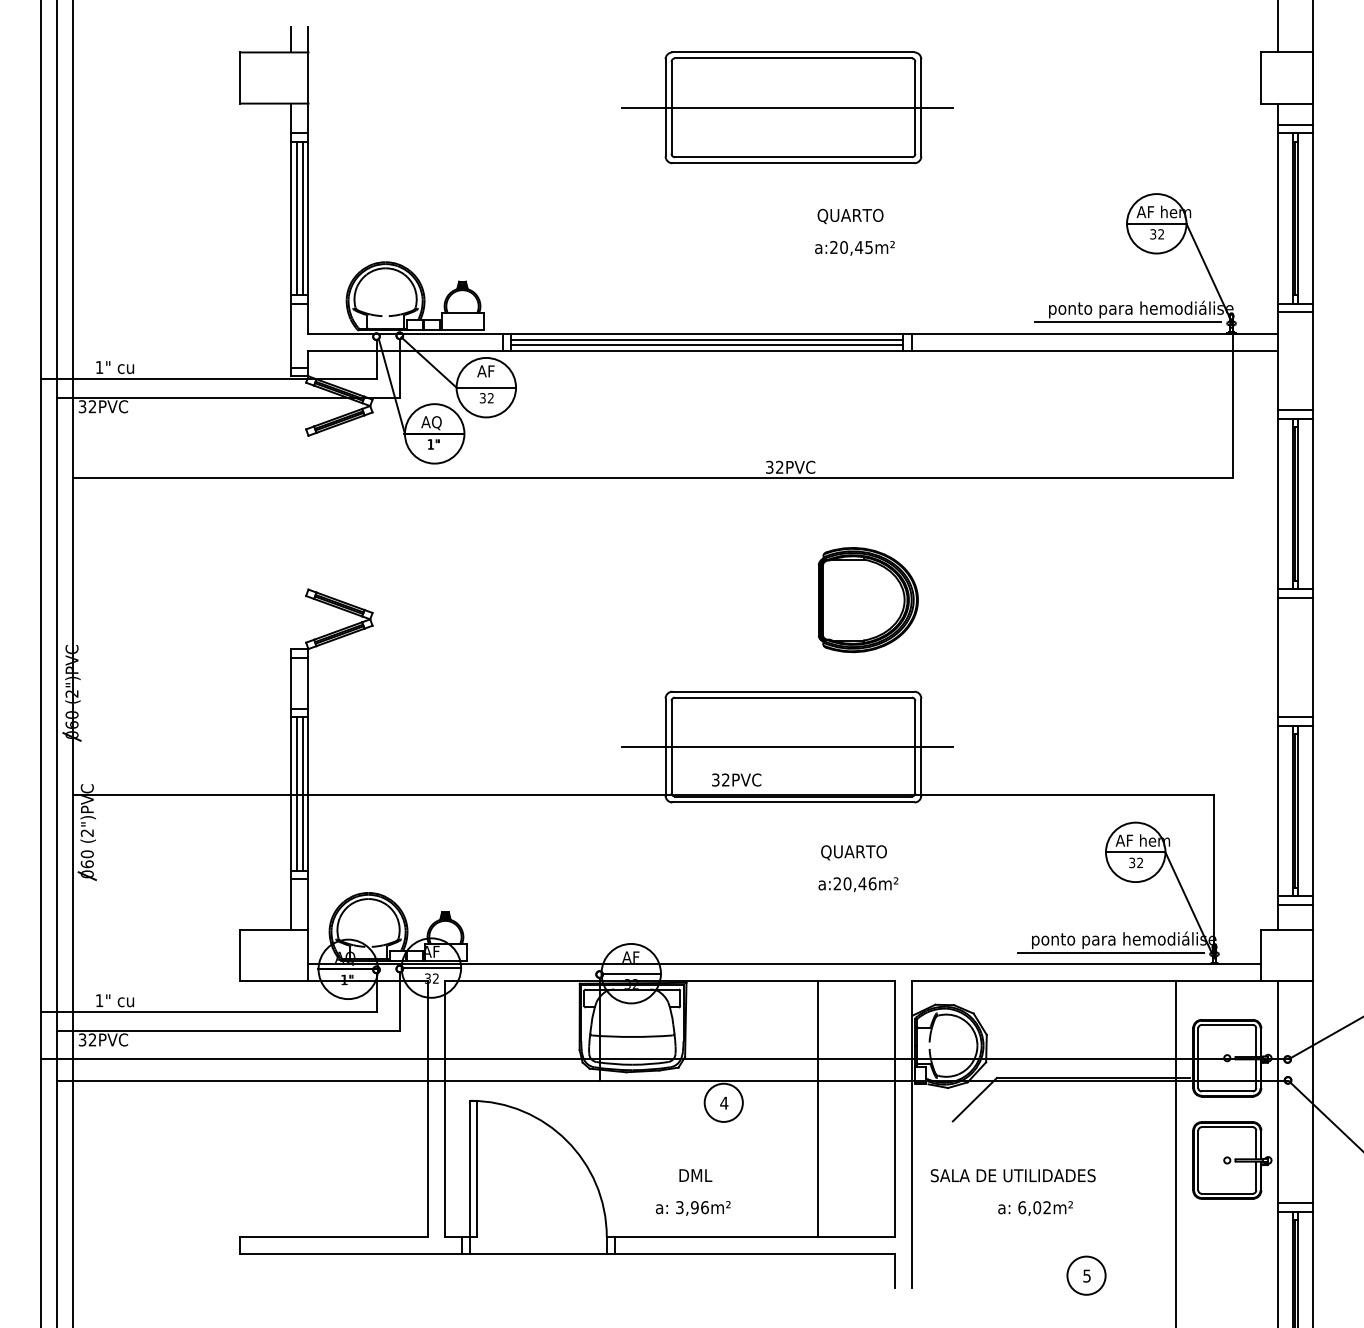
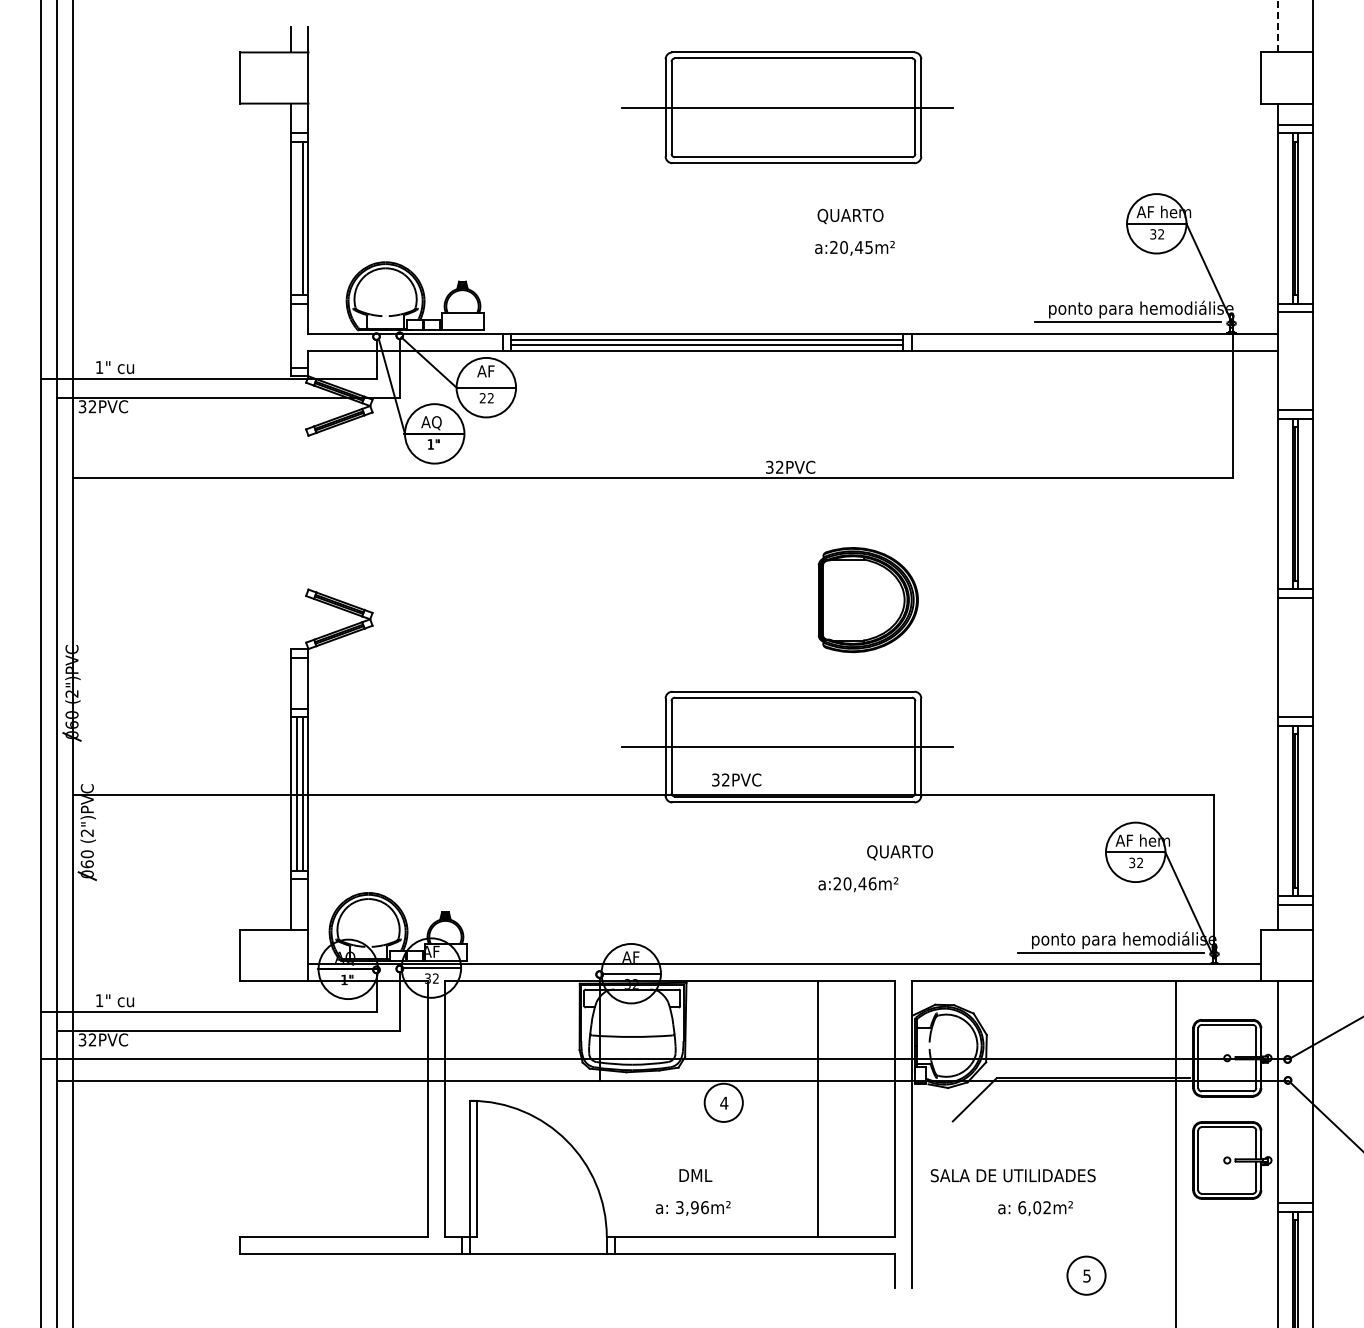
line: solid -> dashed (1278, 26)
line: present -> none (297, 218)
text: 32 -> 22 (482, 398)
text position: (853, 852) -> (899, 852) (899, 852)
